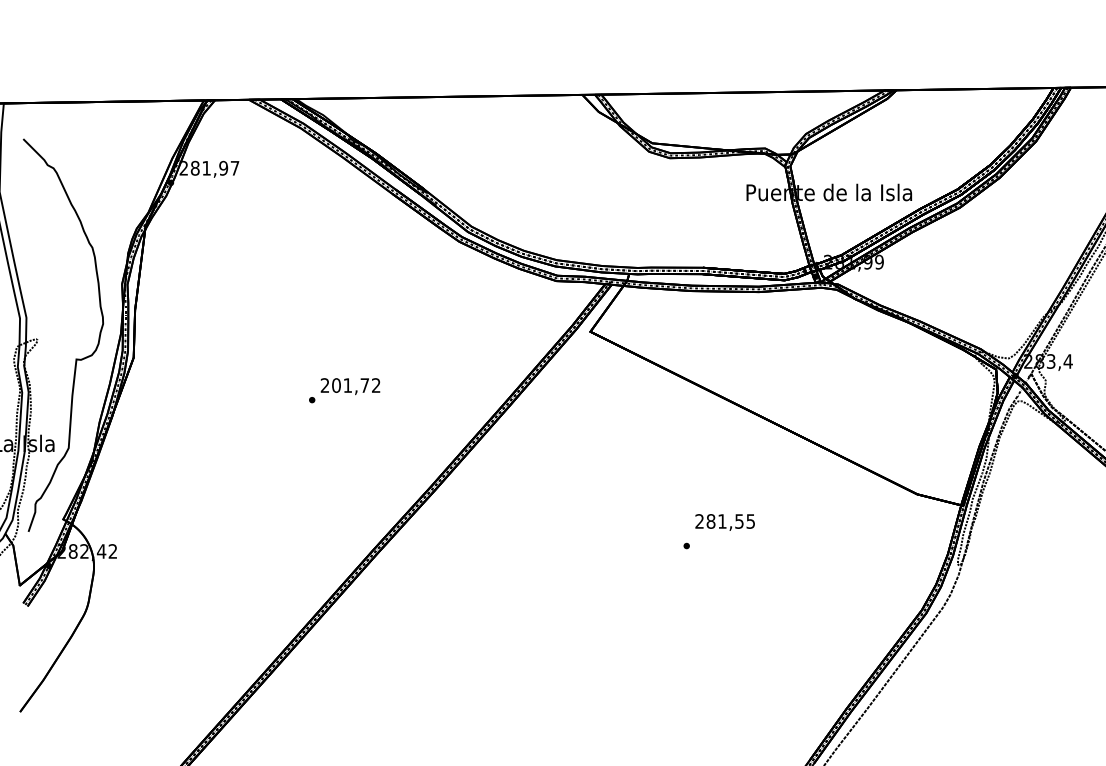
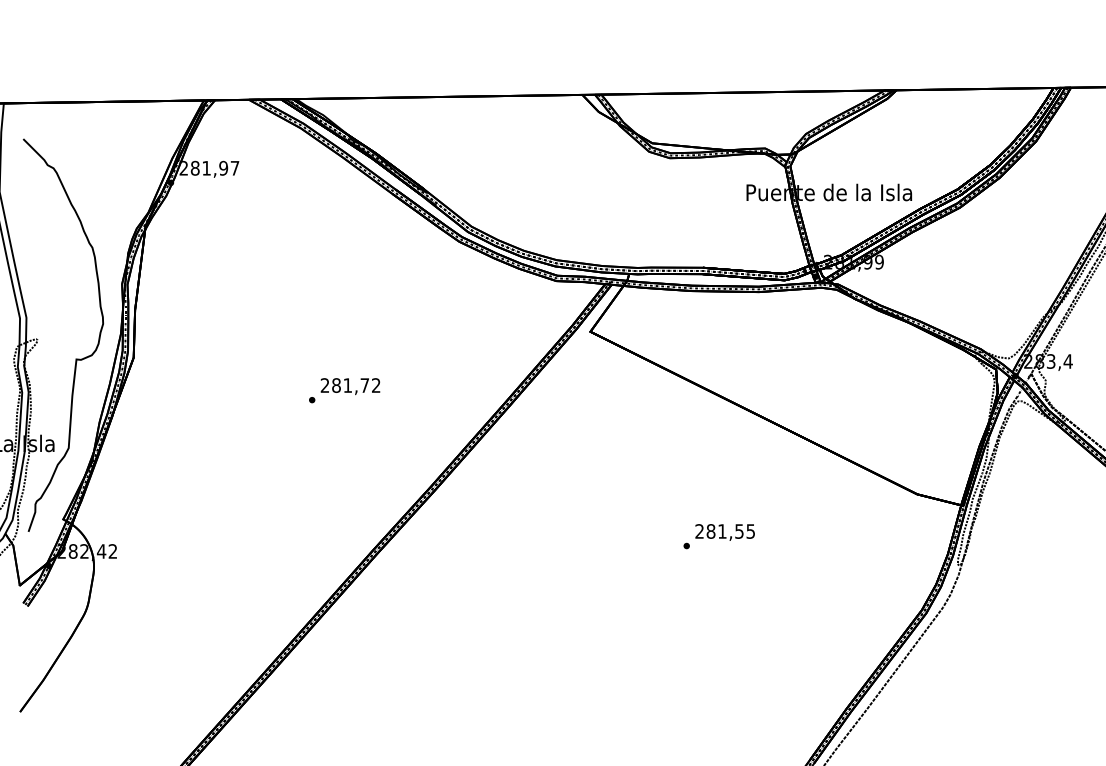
text: 201,72 -> 281,72 (336, 385)
text position: (724, 522) -> (724, 532) (724, 532)
